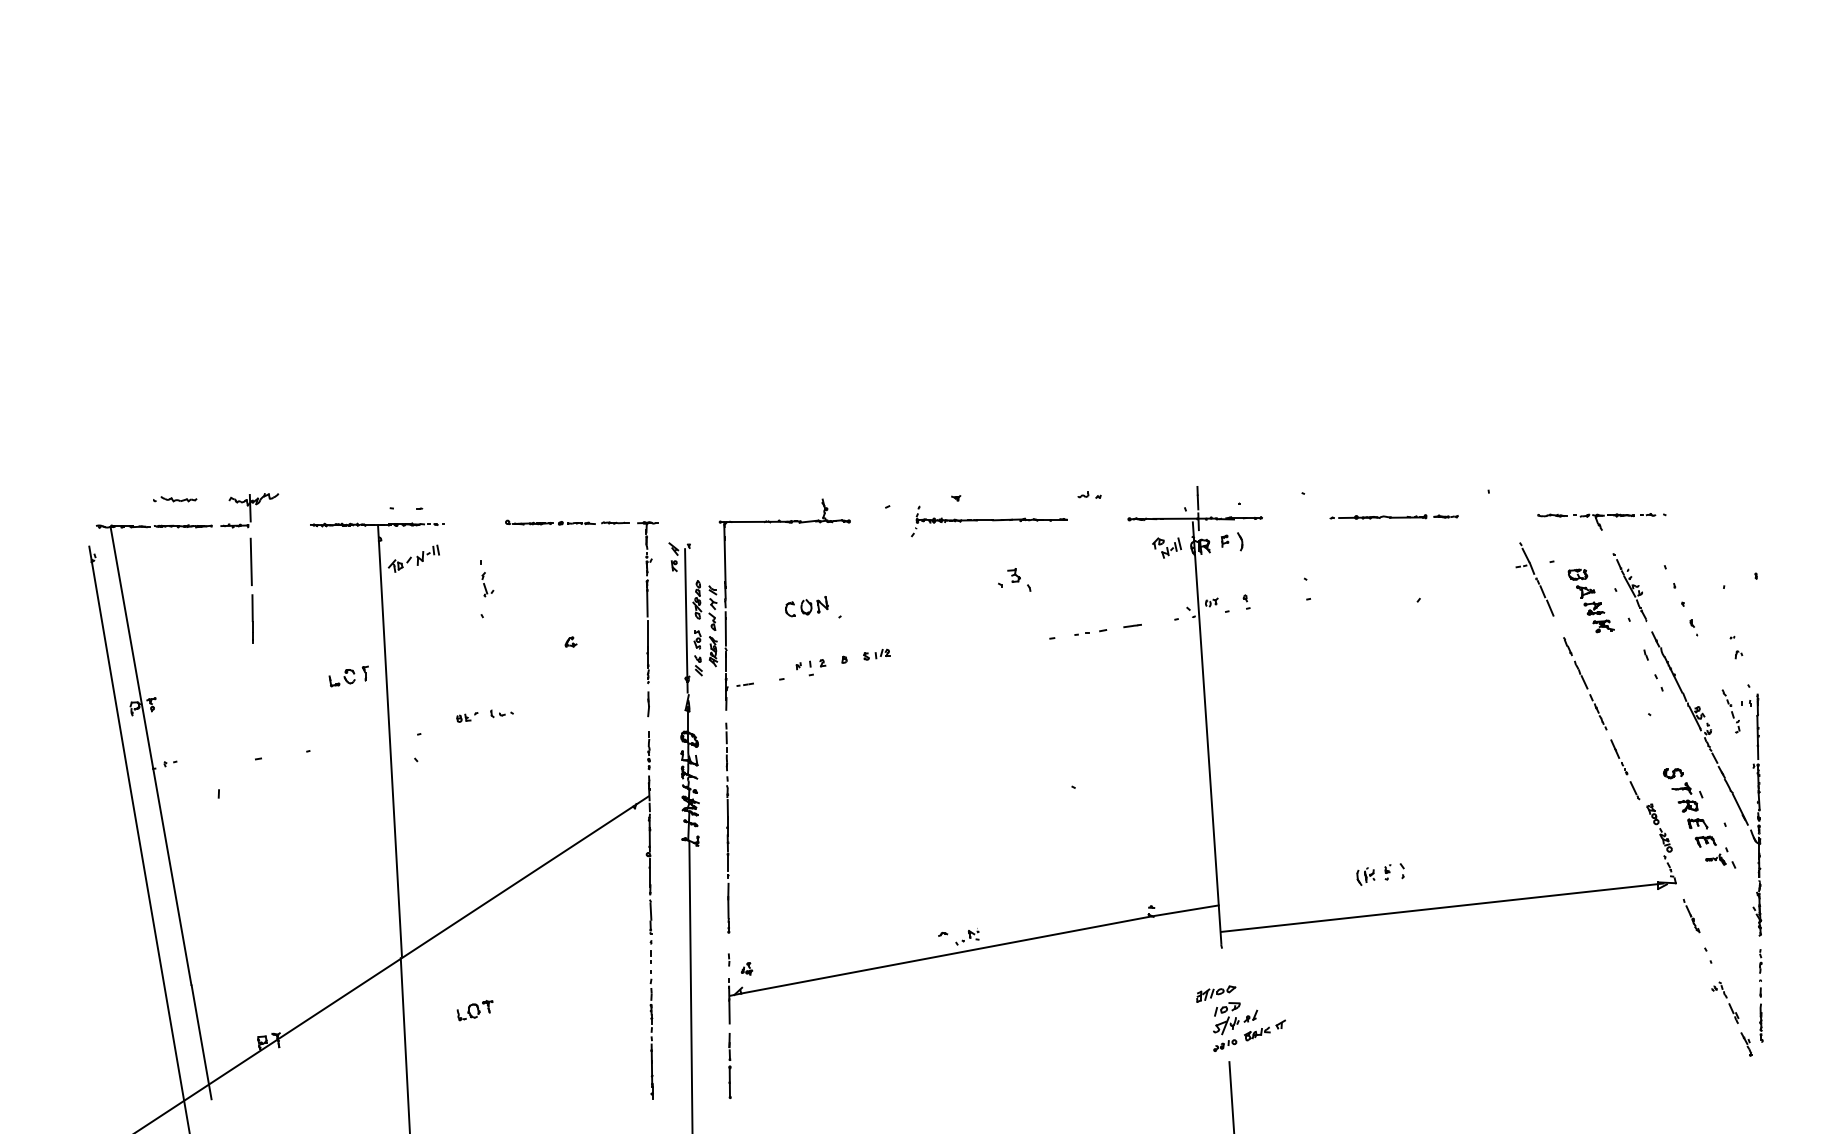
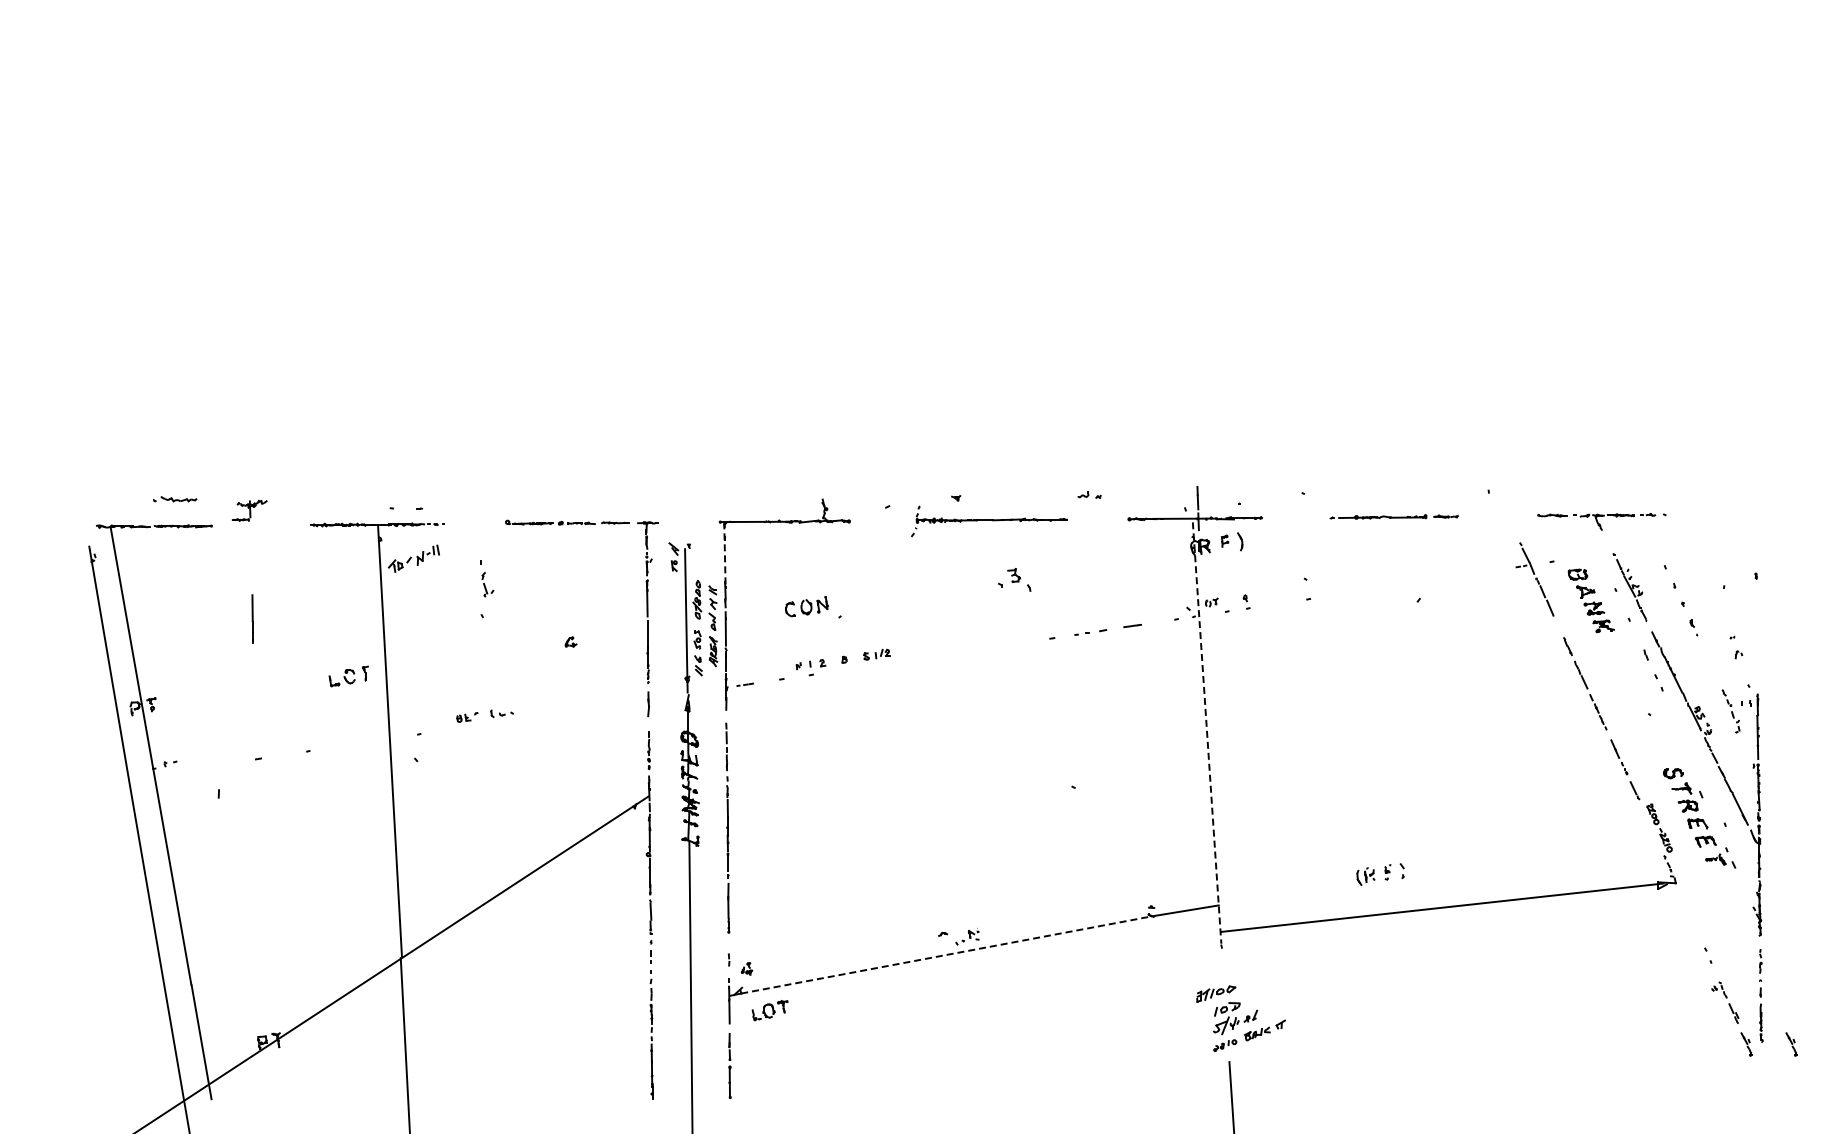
part size: 60x36 px -> 37x23 px (249, 510)
part: present -> none (1166, 547)
line: solid -> dashed (724, 555)
line: present -> none (250, 561)
line: solid -> dashed (1207, 733)
part: present -> none (1691, 916)
line: solid -> dashed (946, 954)
part position: (474, 1010) -> (769, 1010) (769, 1010)
part: none -> present (1791, 1044)
